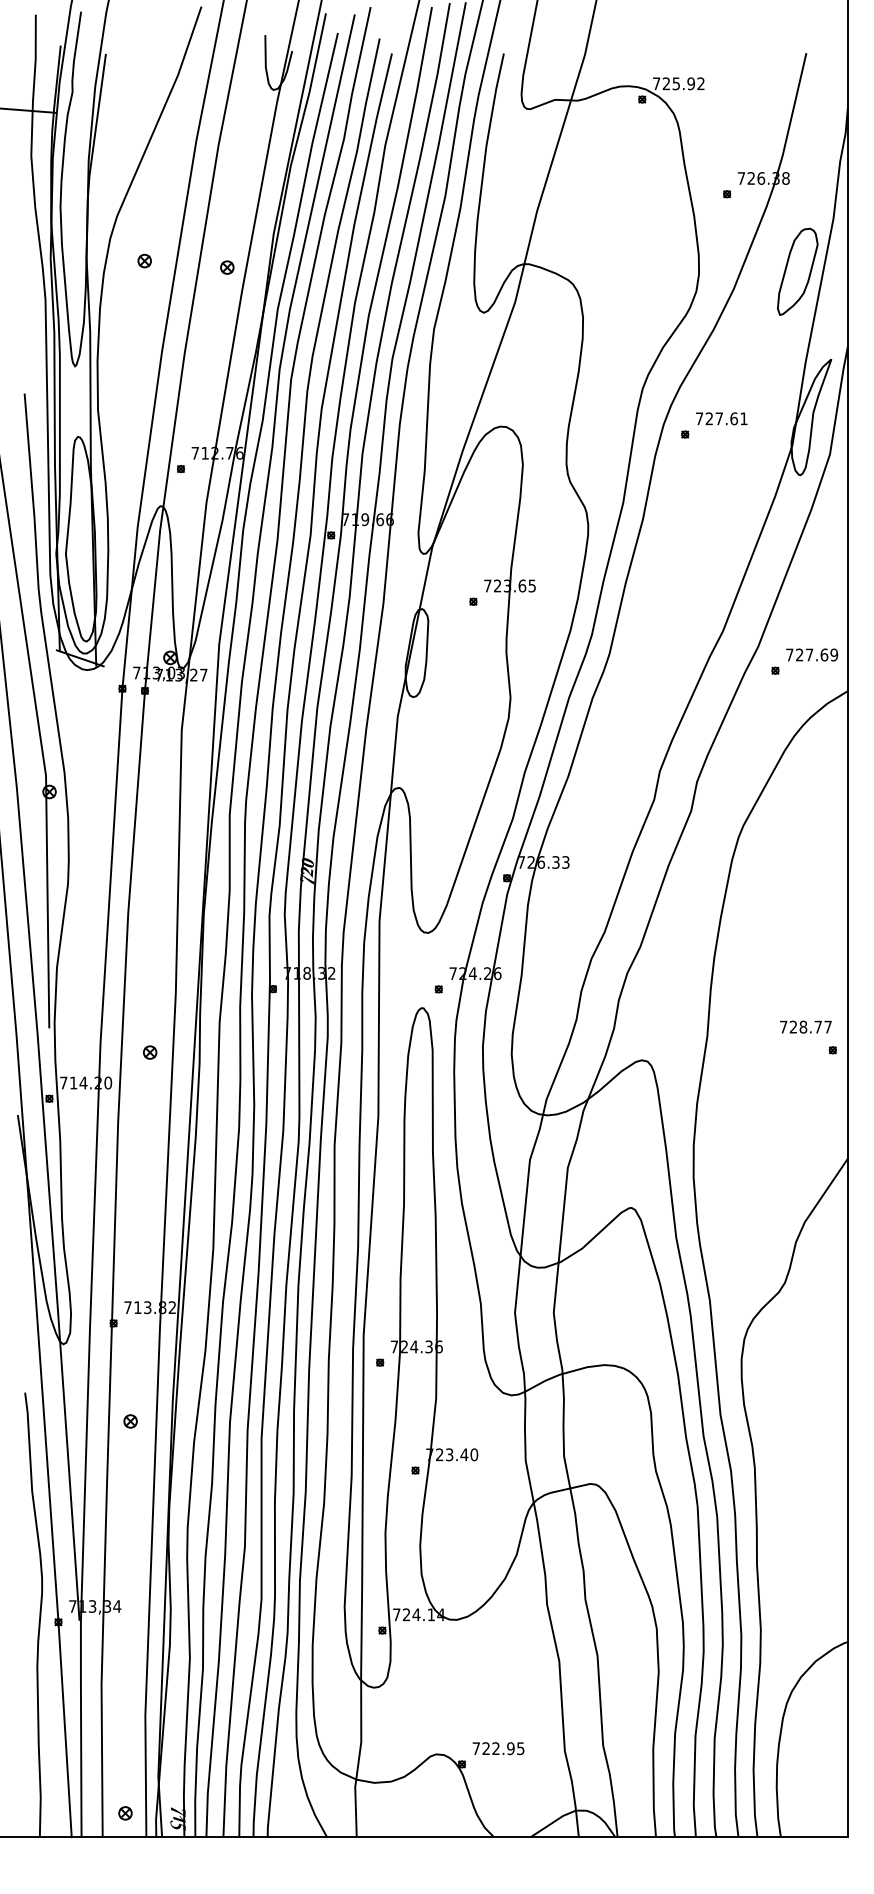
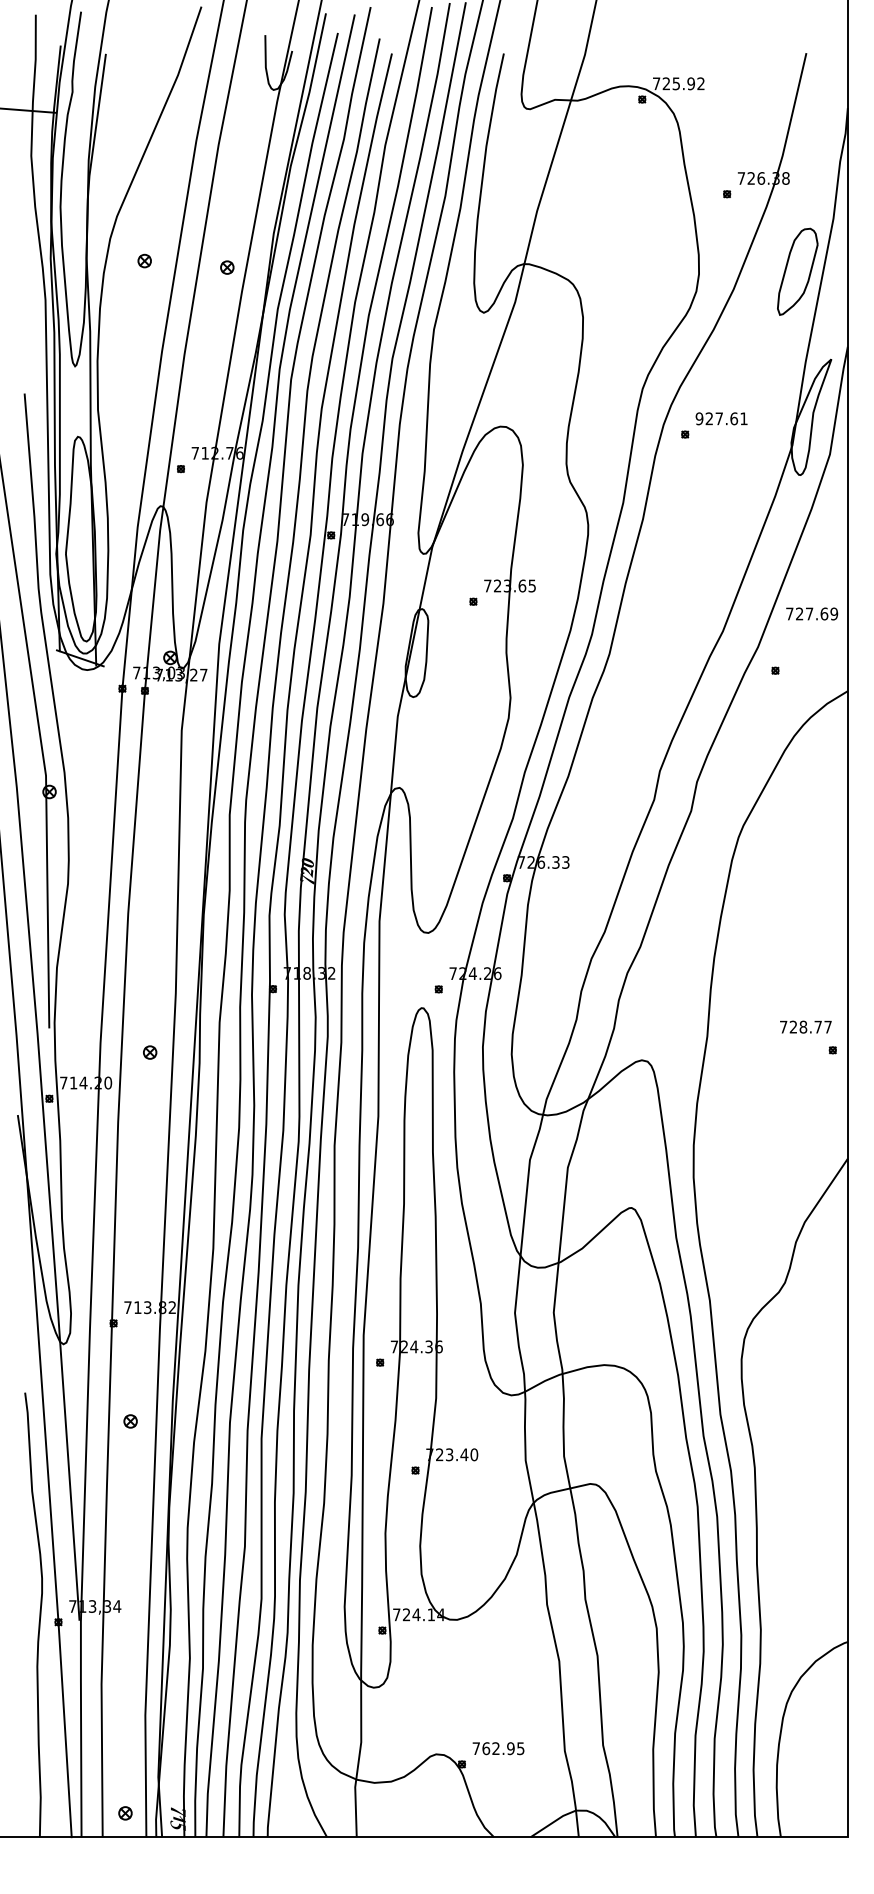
text: 727.61 -> 927.61 (699, 418)
text position: (812, 654) -> (812, 613) (812, 613)
text: 722.95 -> 762.95 (486, 1748)
